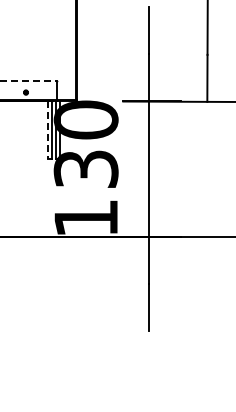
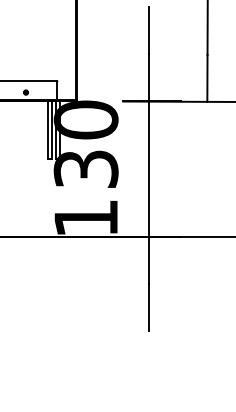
line: dashed -> solid (29, 80)
line: dashed -> solid (47, 130)
